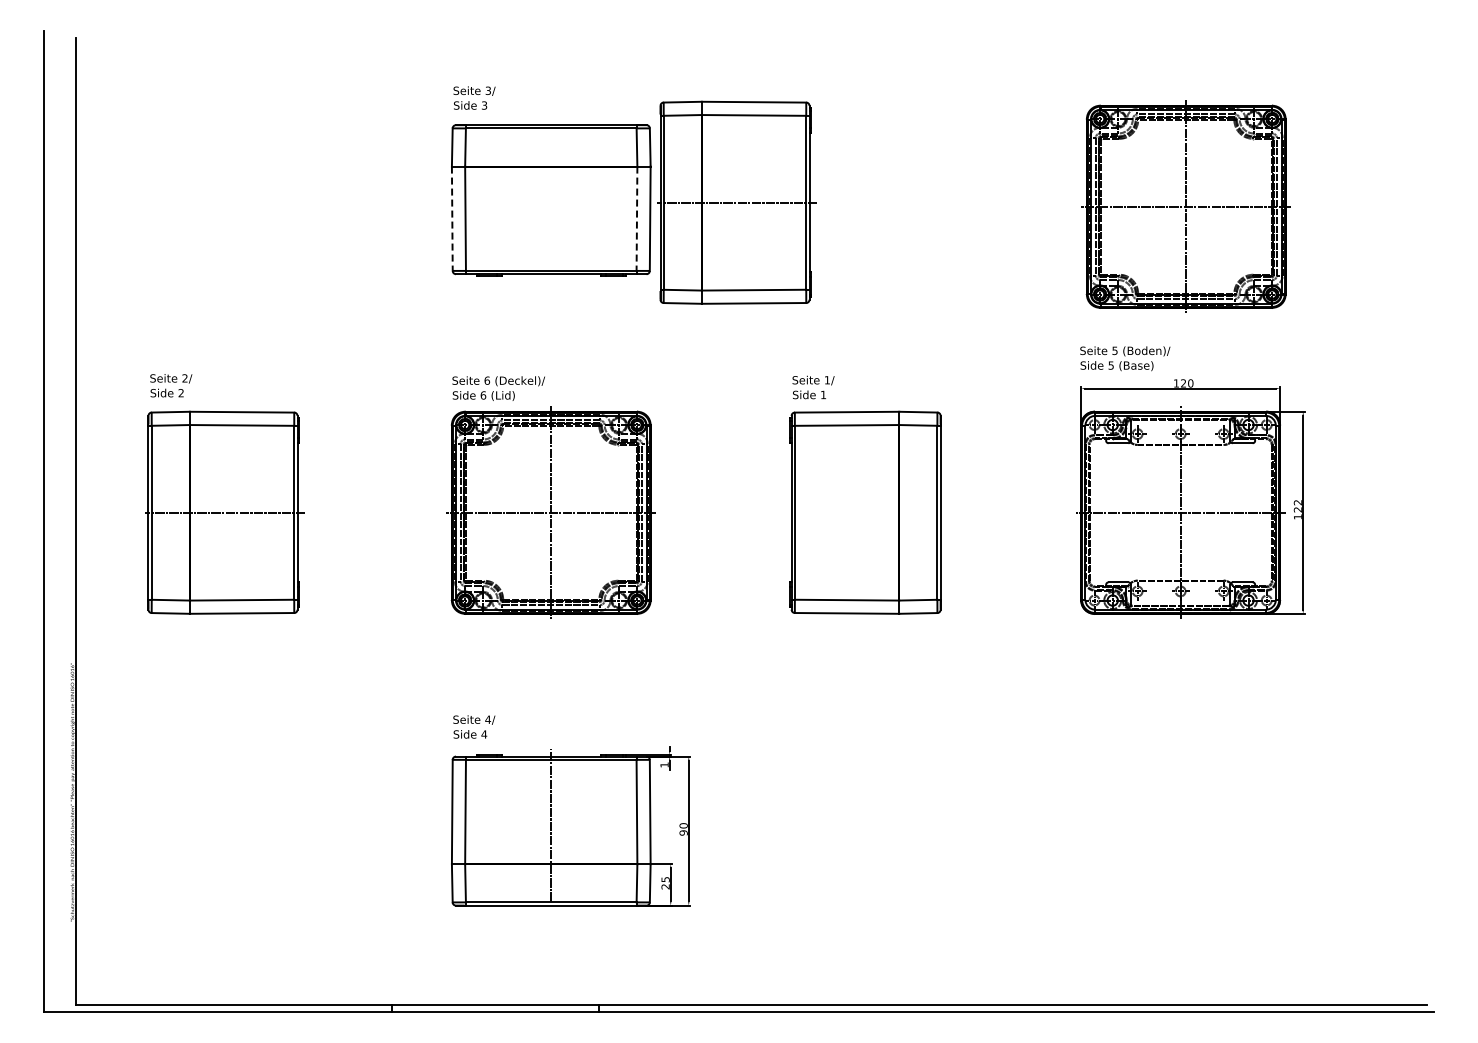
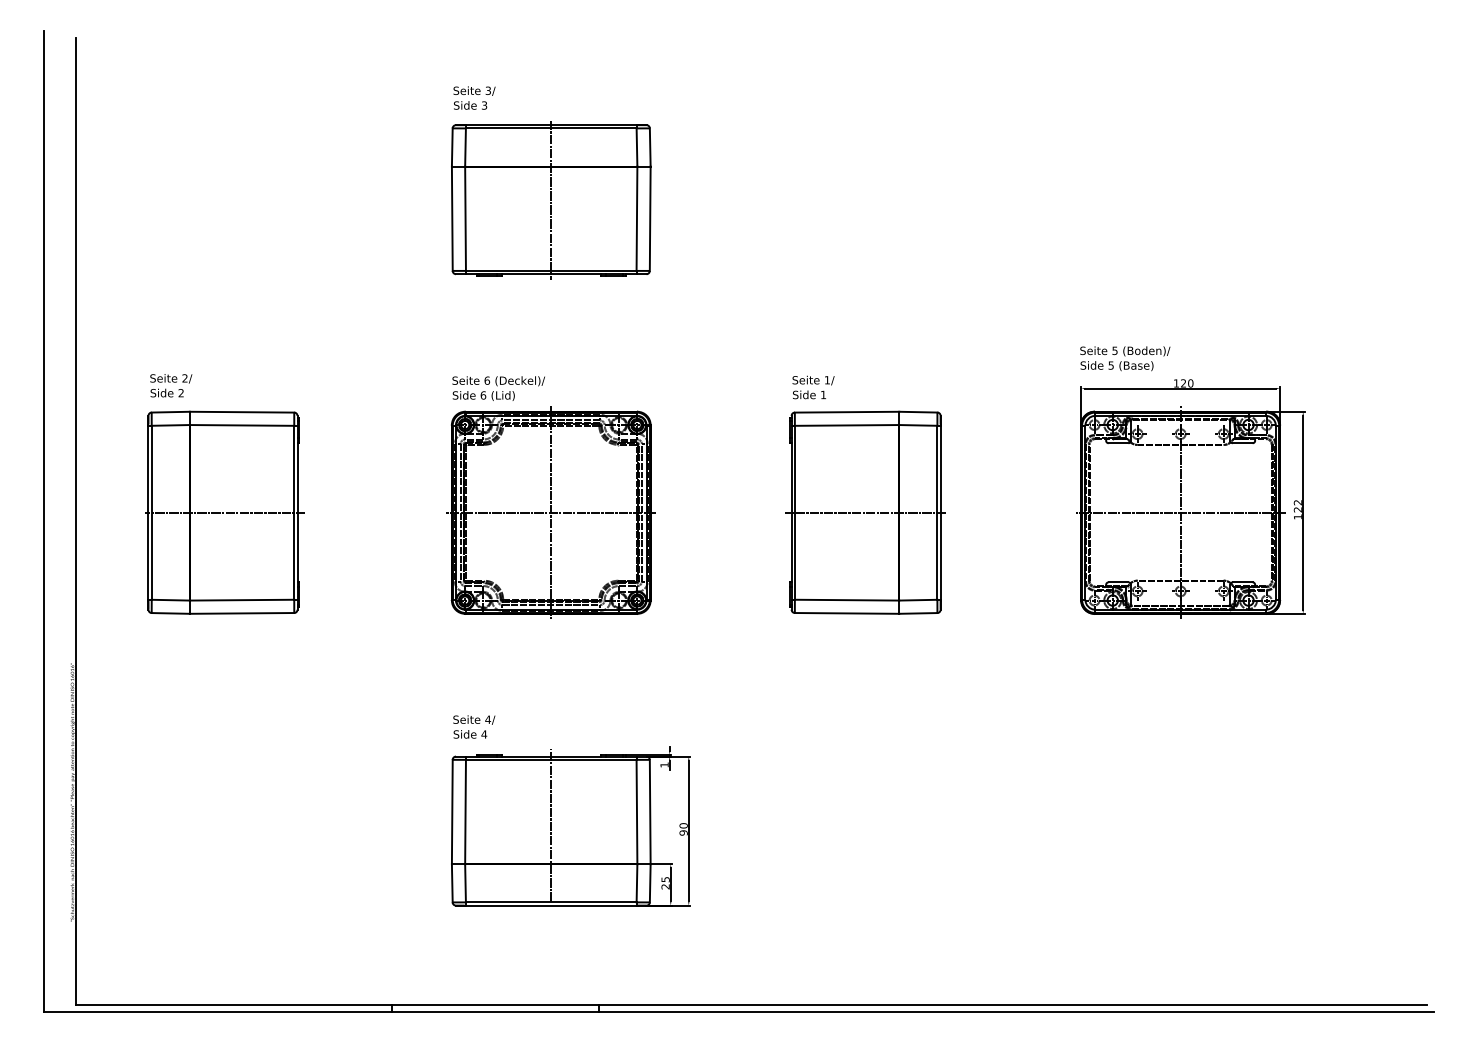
line: none -> present (551, 200)
part: present -> none (736, 202)
part: present -> none (1185, 206)
line: dashed -> solid (452, 219)
line: dashed -> solid (636, 219)
line: none -> present (864, 512)
